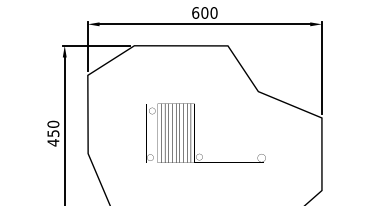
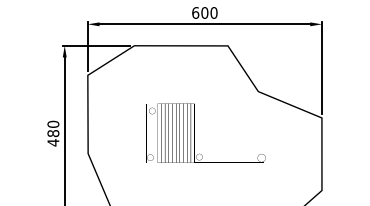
text: 450 -> 480 (53, 133)
